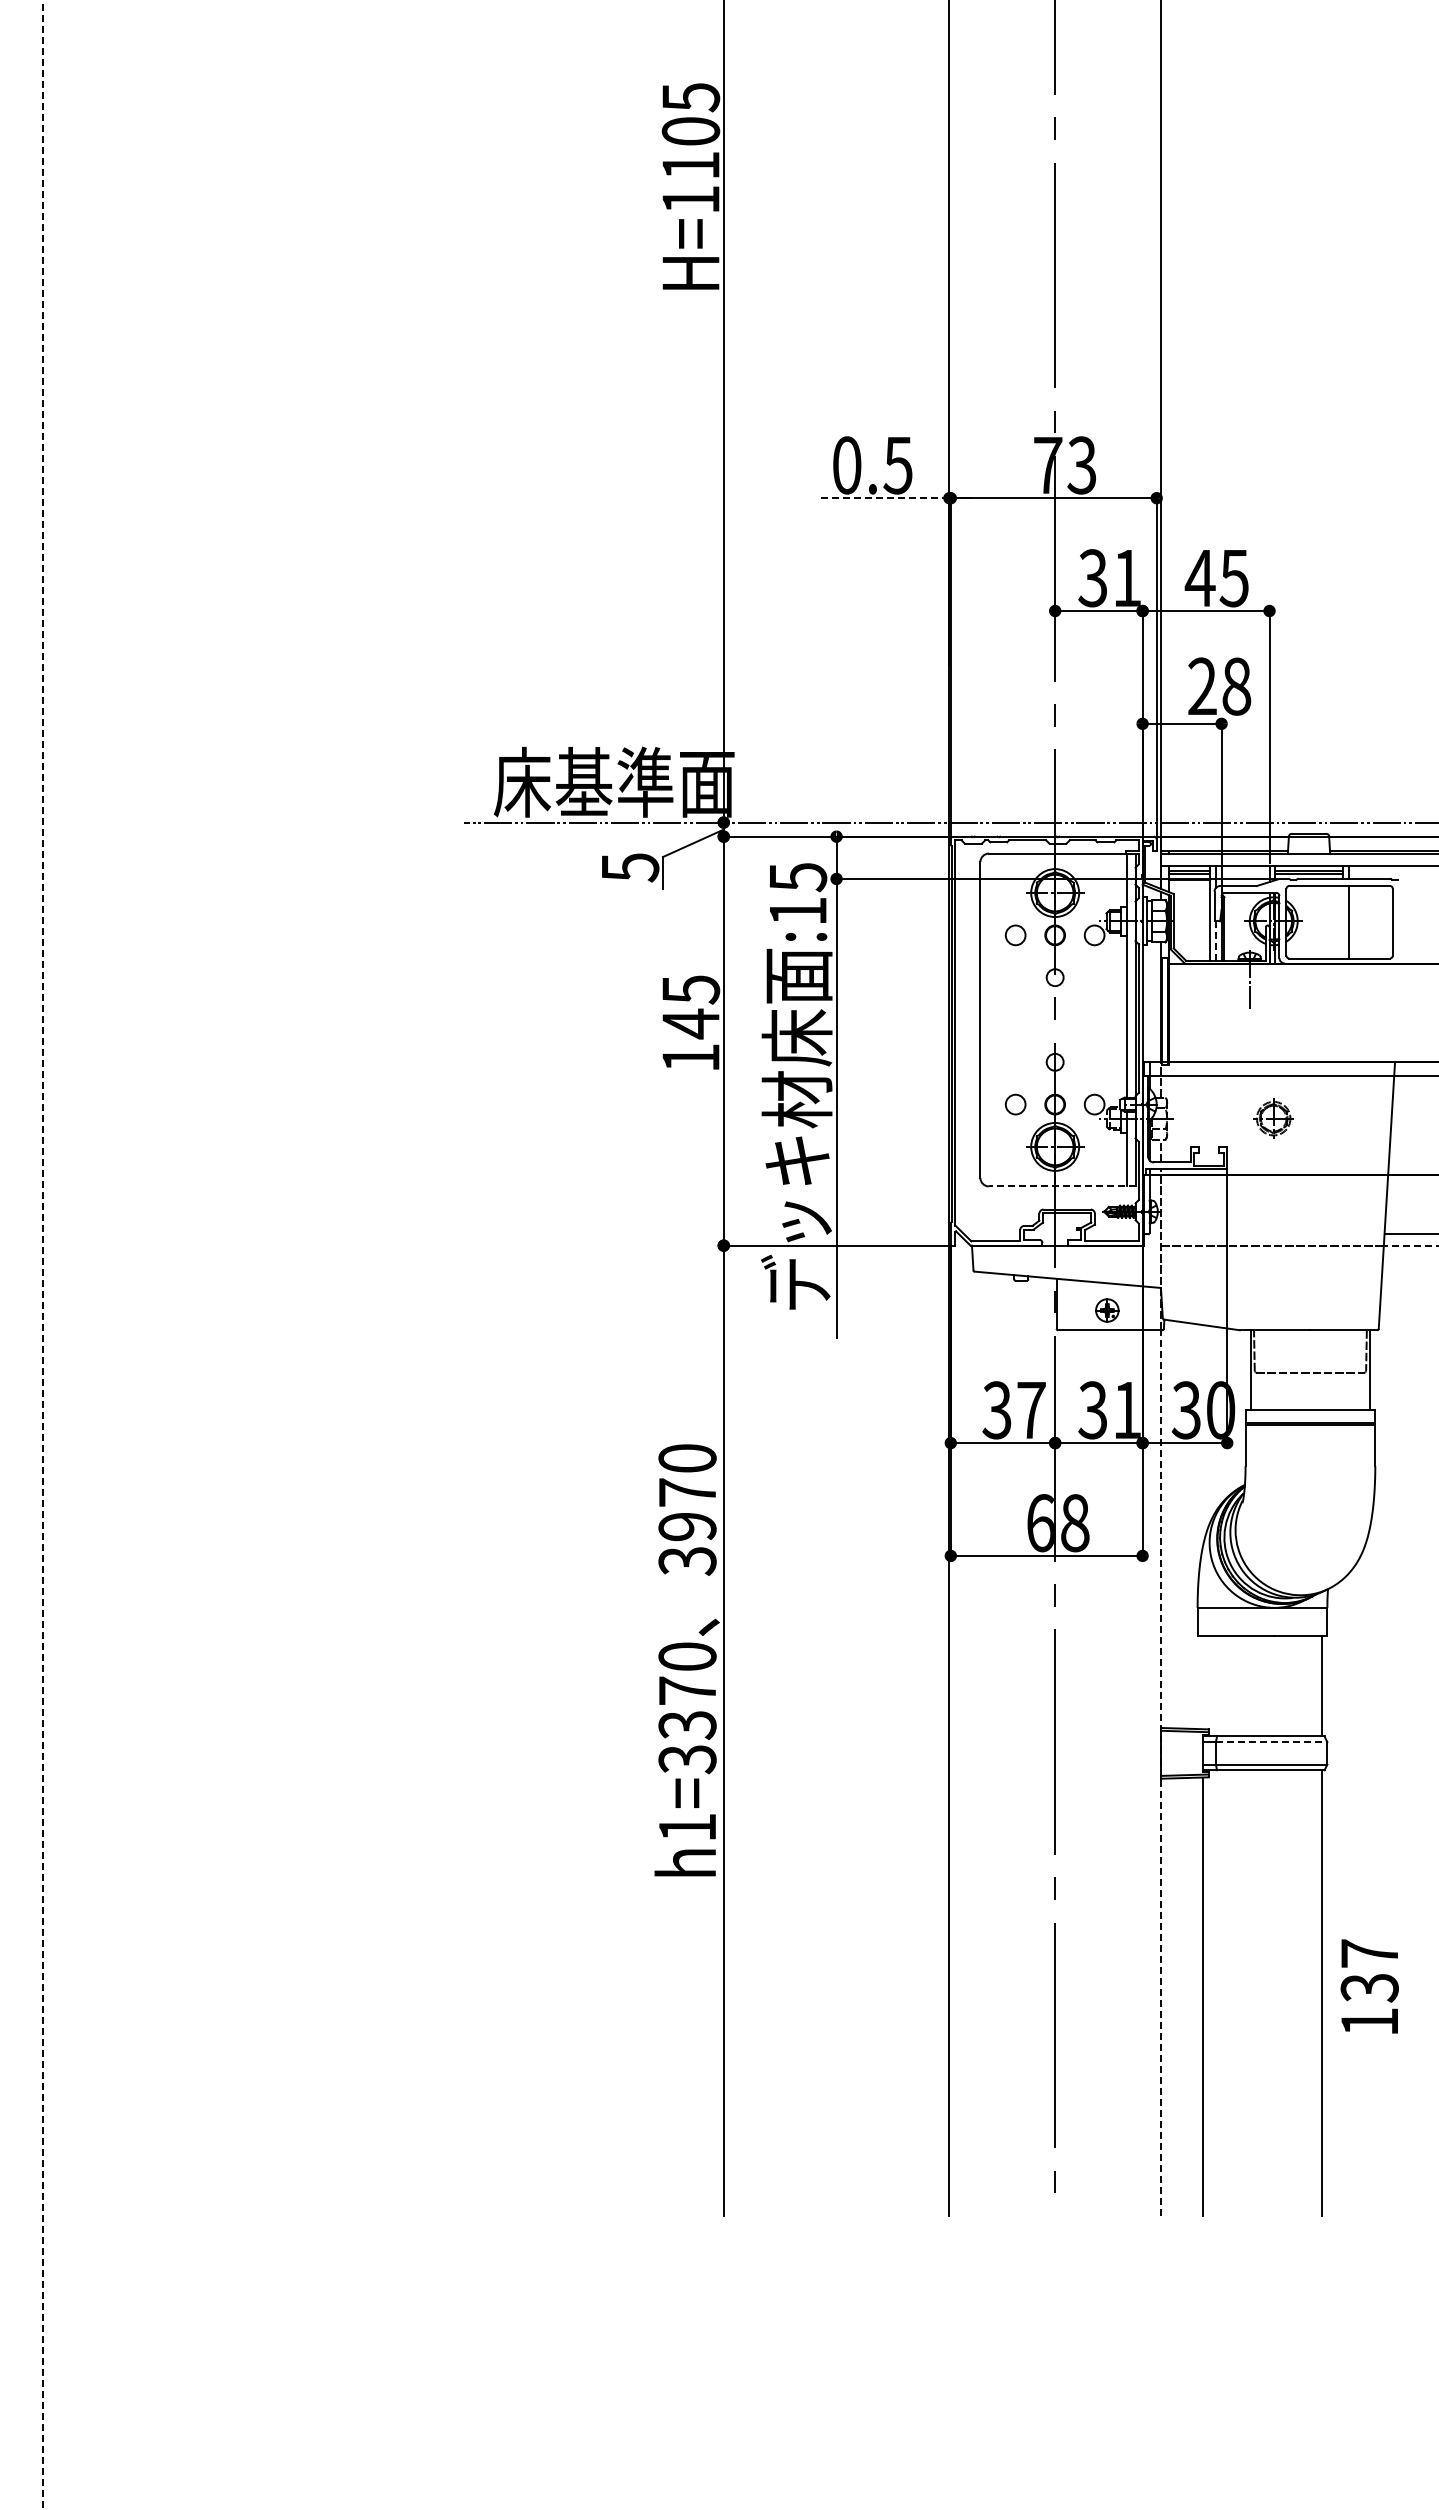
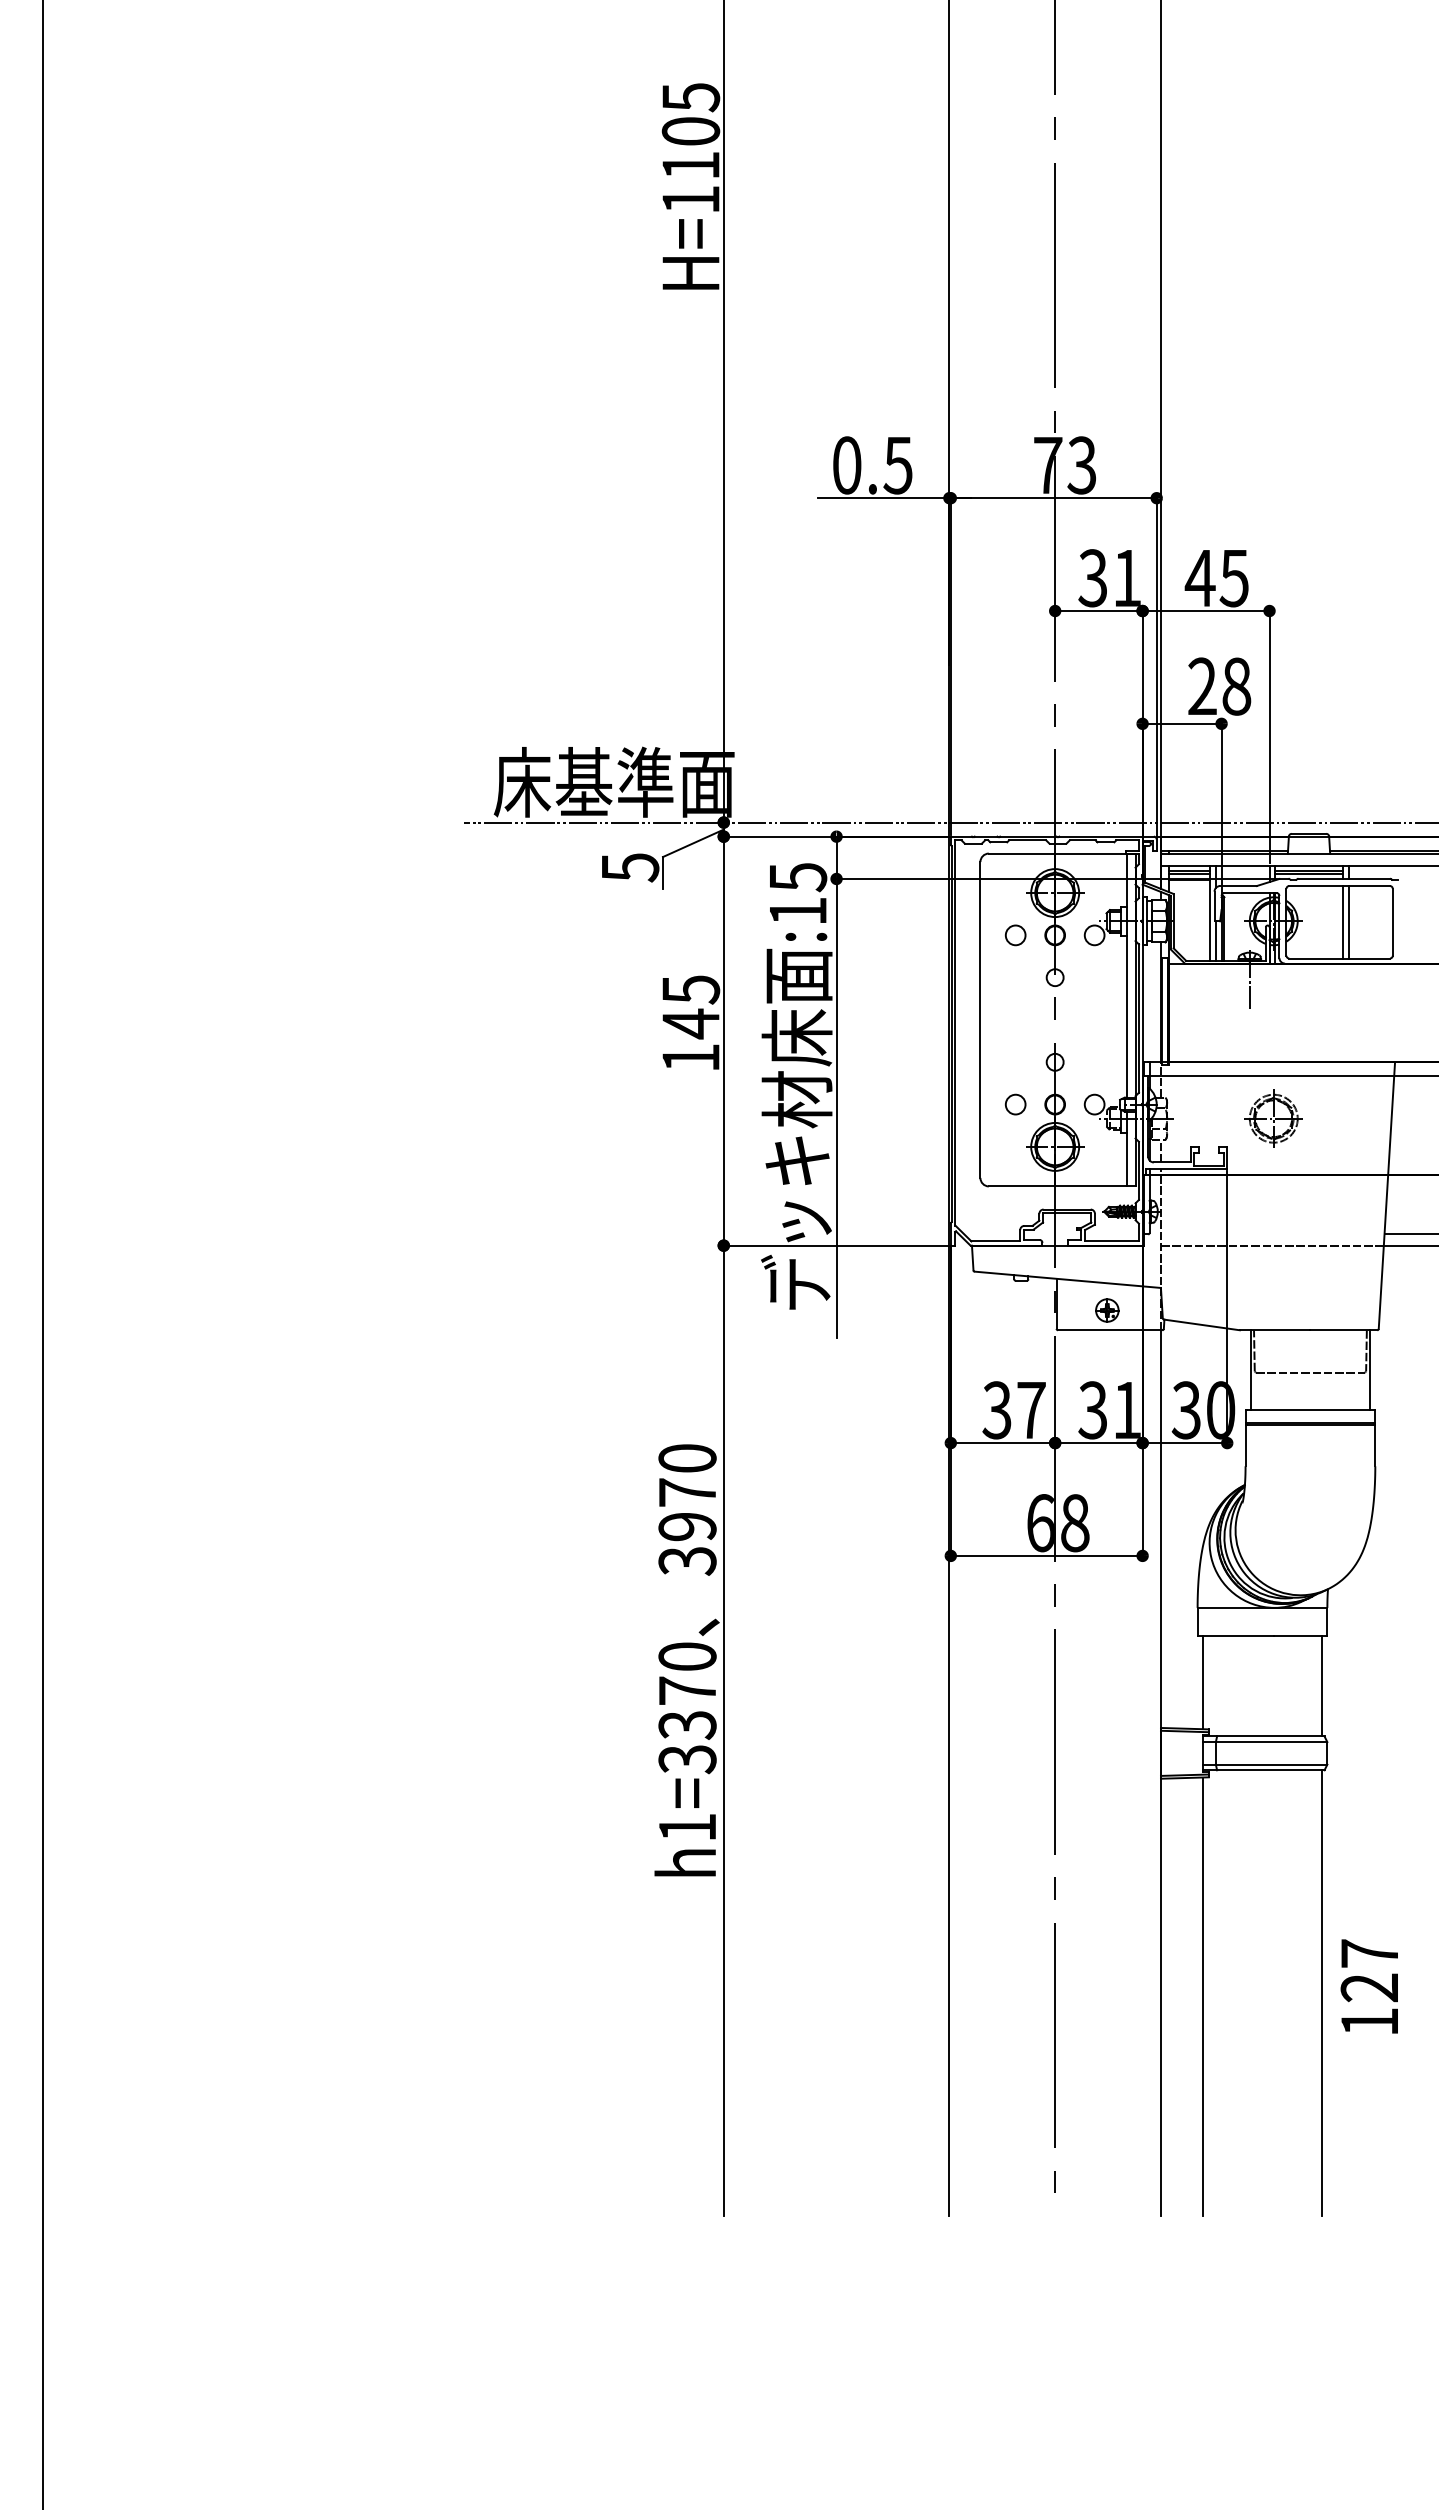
line: dashed -> solid (883, 498)
line: none -> present (1342, 922)
line: dashed -> solid (1215, 941)
part size: 41x41 px -> 59x59 px (1273, 1118)
line: dashed -> solid (1061, 1186)
line: dashed -> solid (1410, 1245)
line: dashed -> solid (43, 1255)
line: none -> present (1203, 1682)
line: dashed -> solid (1271, 1742)
line: dashed -> solid (1160, 1773)
text: 137 -> 127 (1369, 1987)
